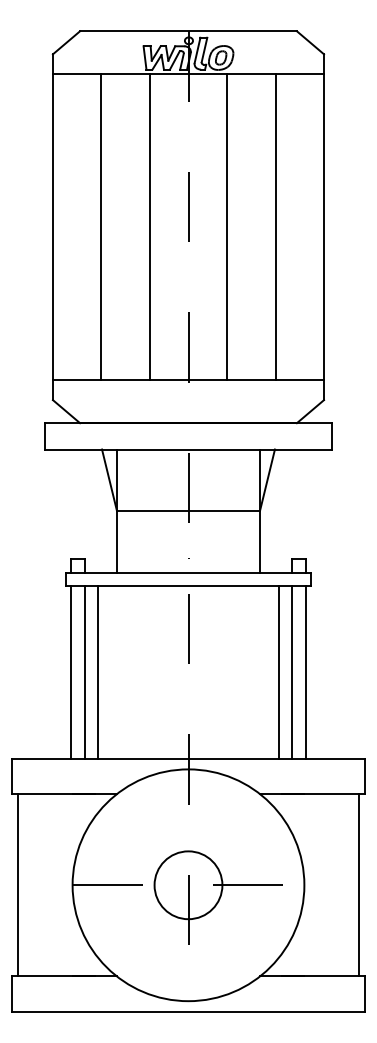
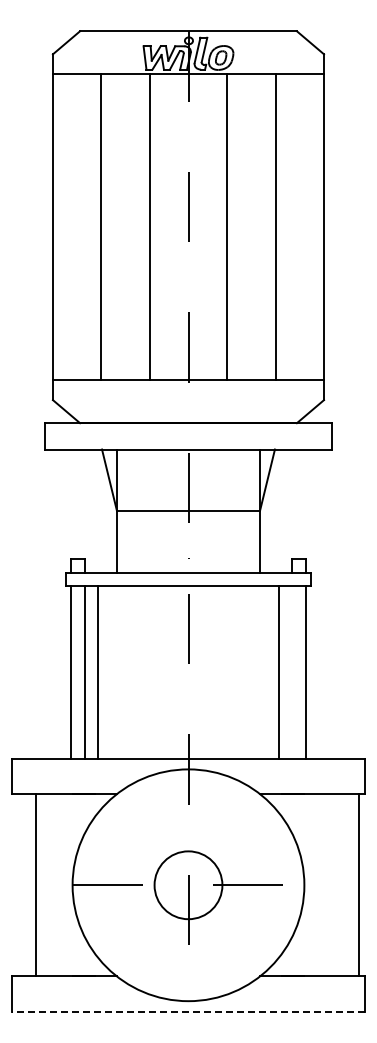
line: present -> none (291, 671)
line position: (18, 885) -> (36, 885) (36, 885)
line: solid -> dashed (188, 1011)
